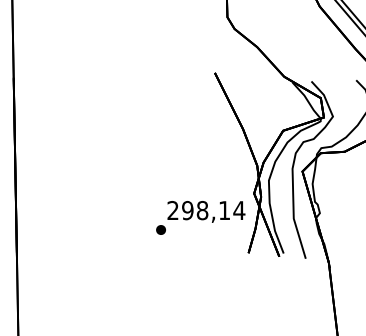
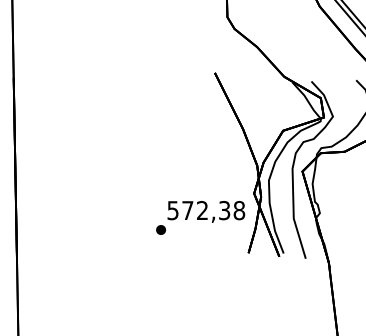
text: 298,14 -> 572,38 (206, 210)
